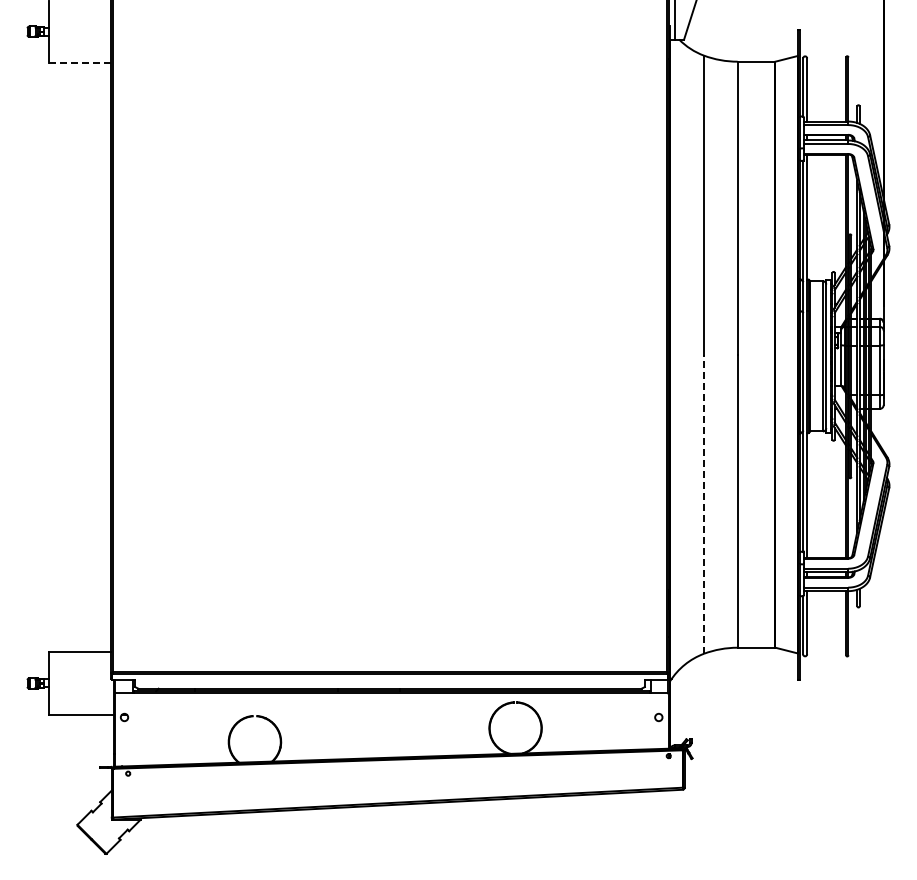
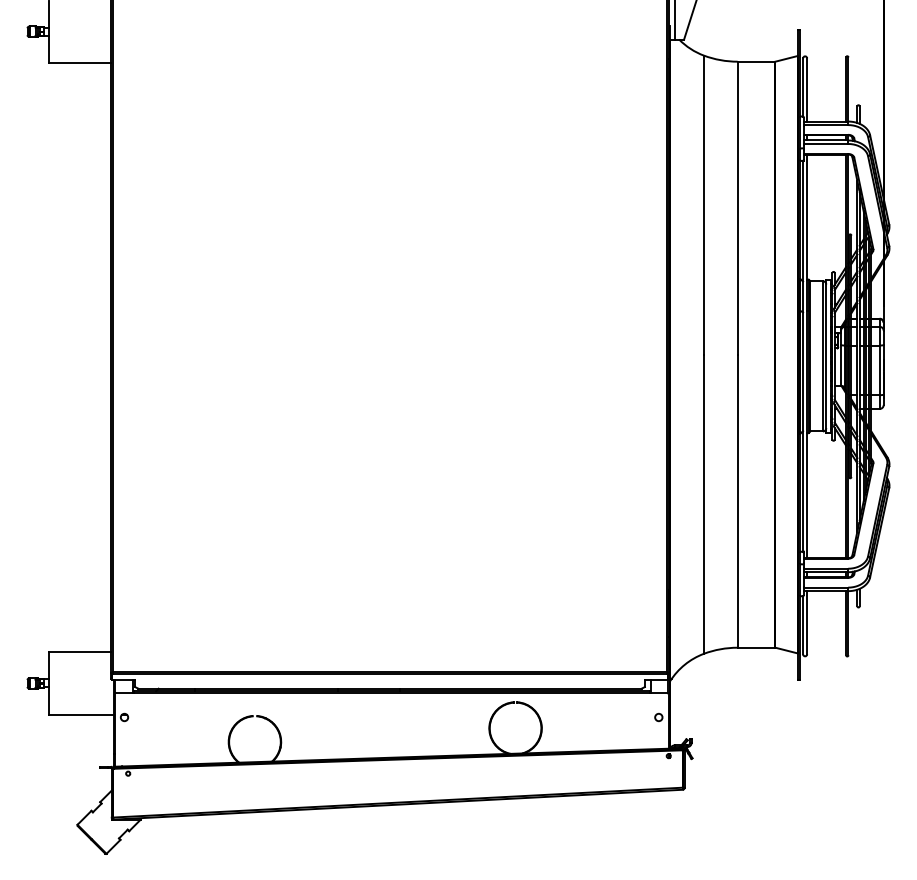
line: dashed -> solid (80, 62)
line: dashed -> solid (703, 504)
